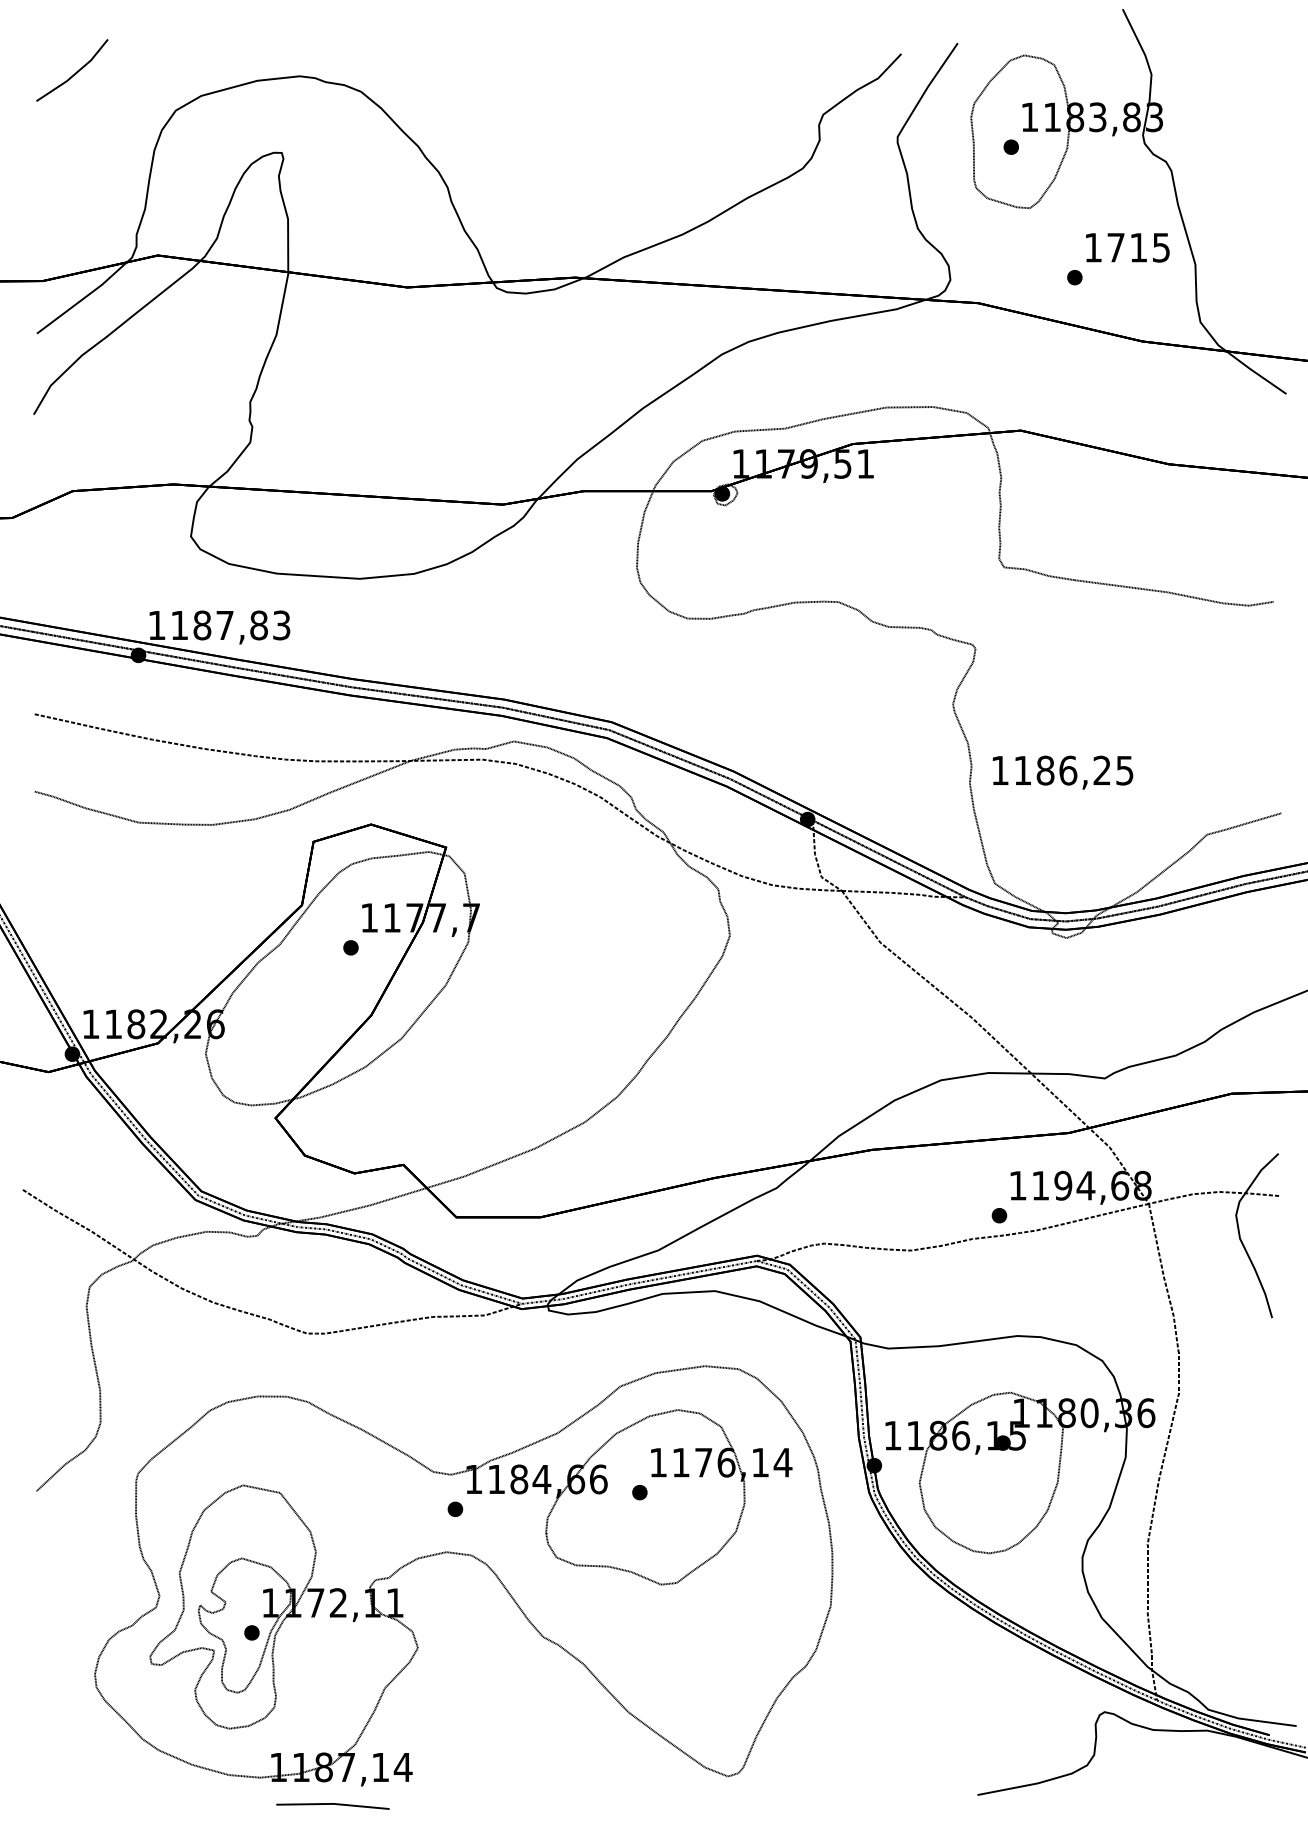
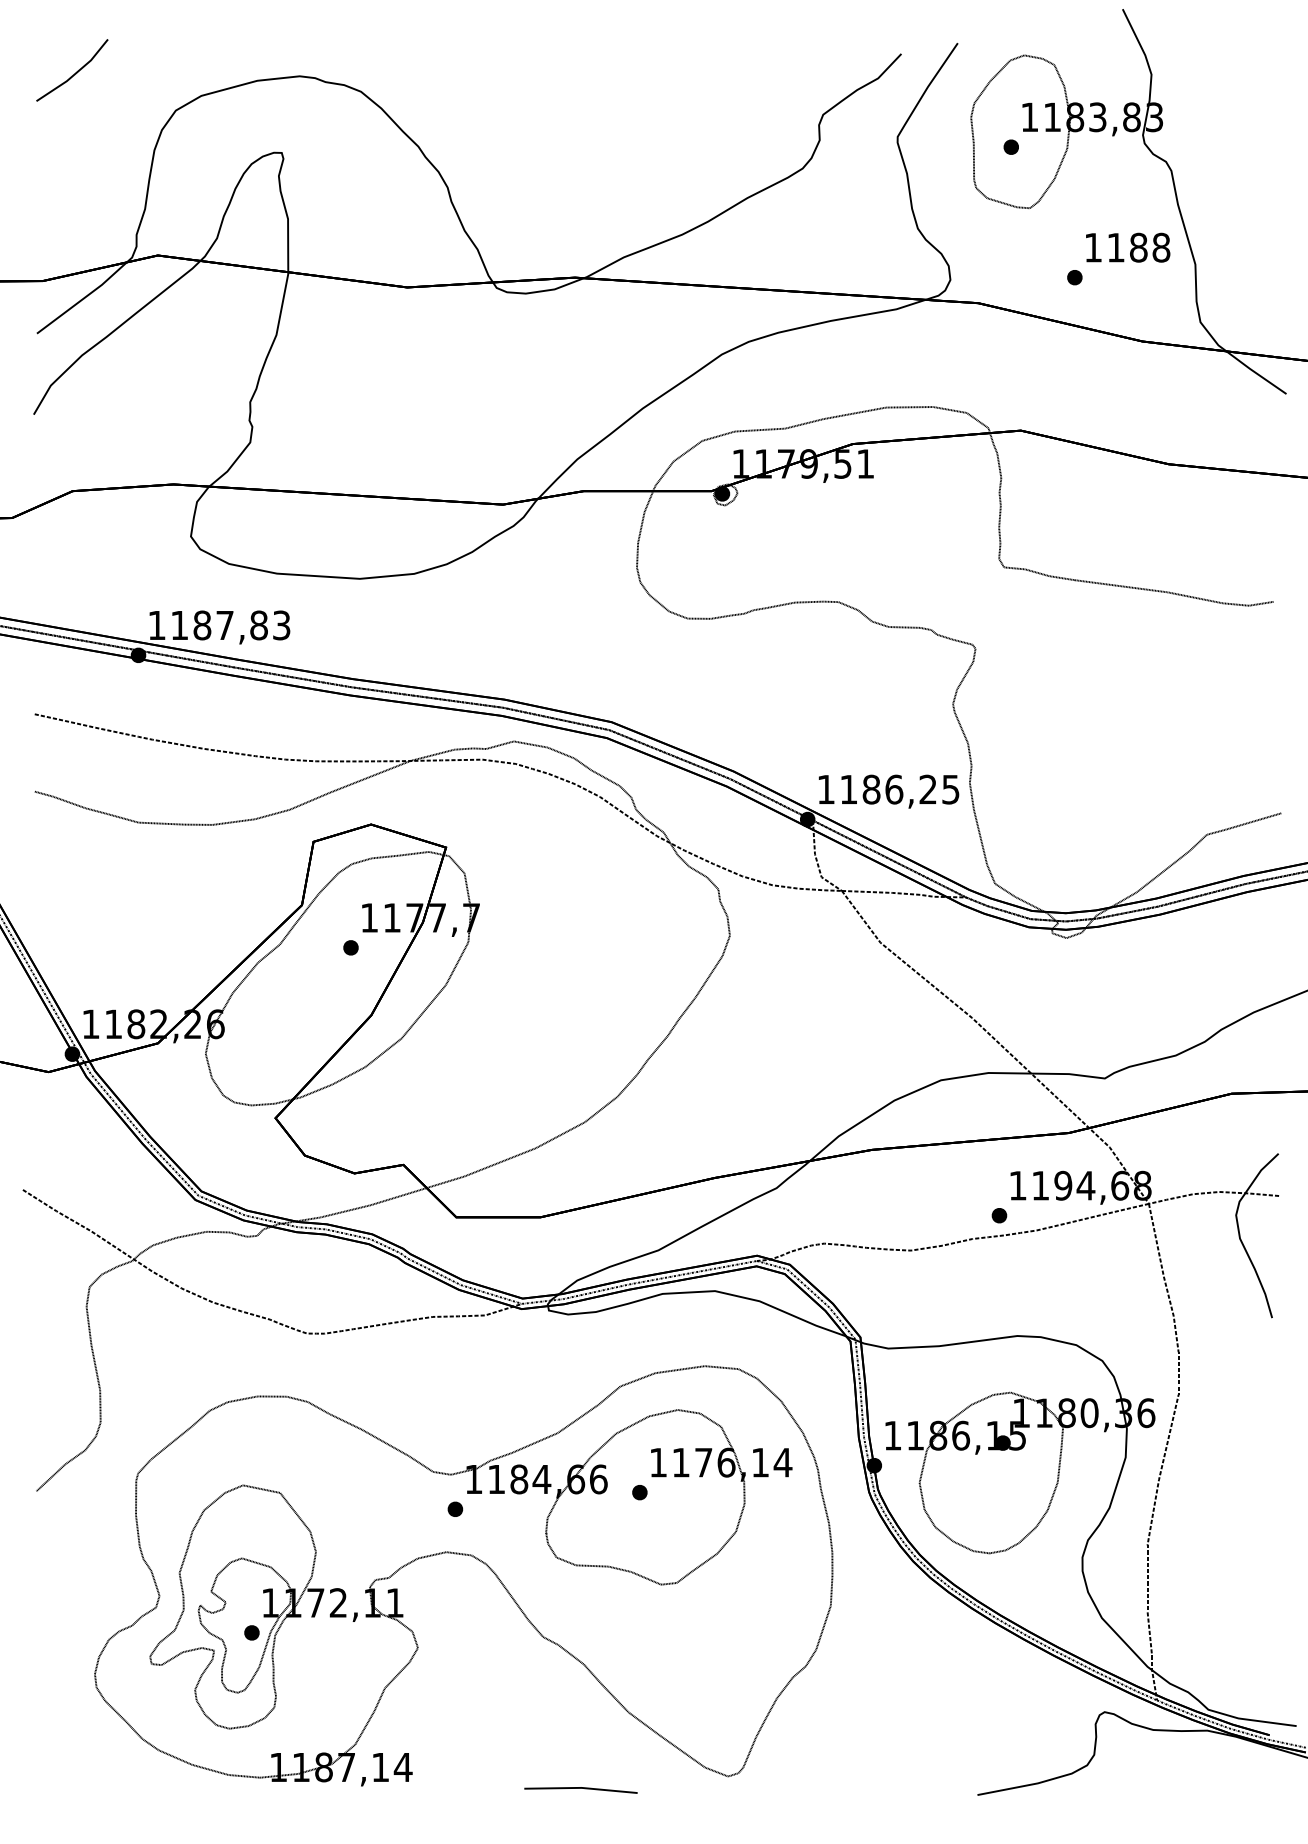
text: 1715 -> 1188 (1138, 247)
text position: (1062, 772) -> (888, 791) (888, 791)
line position: (332, 1804) -> (580, 1788) (580, 1788)
